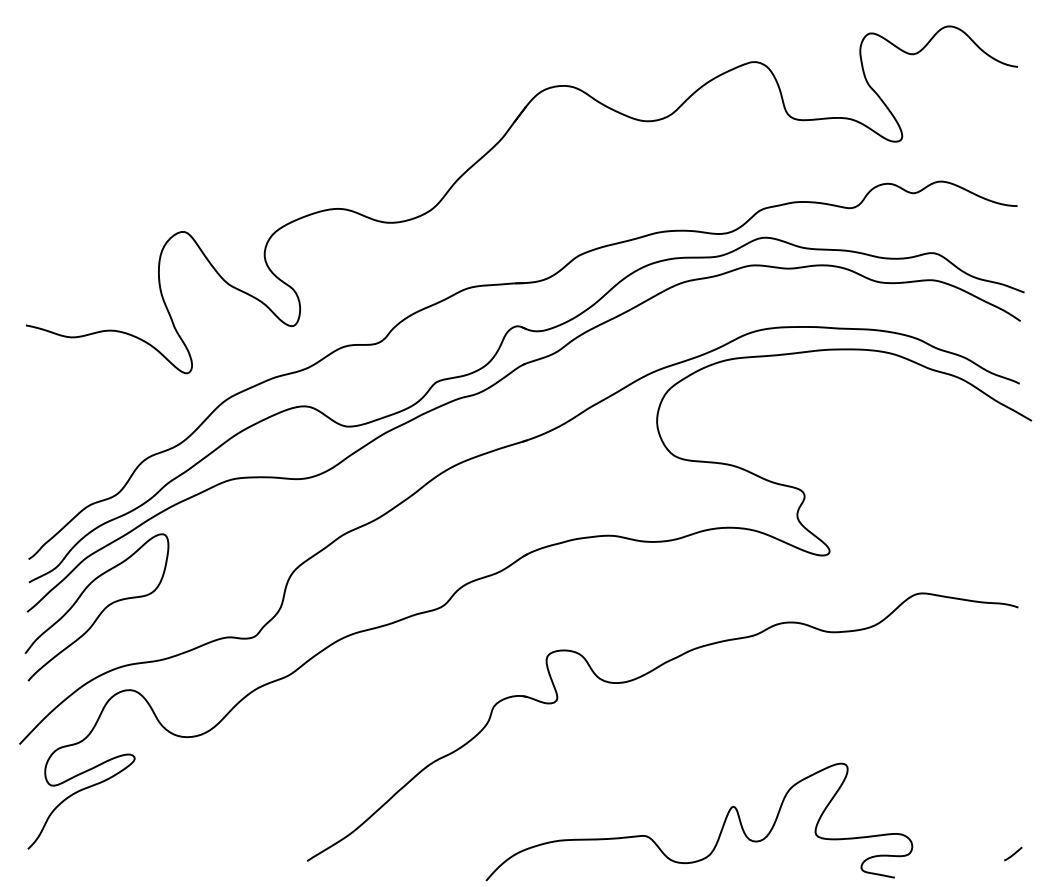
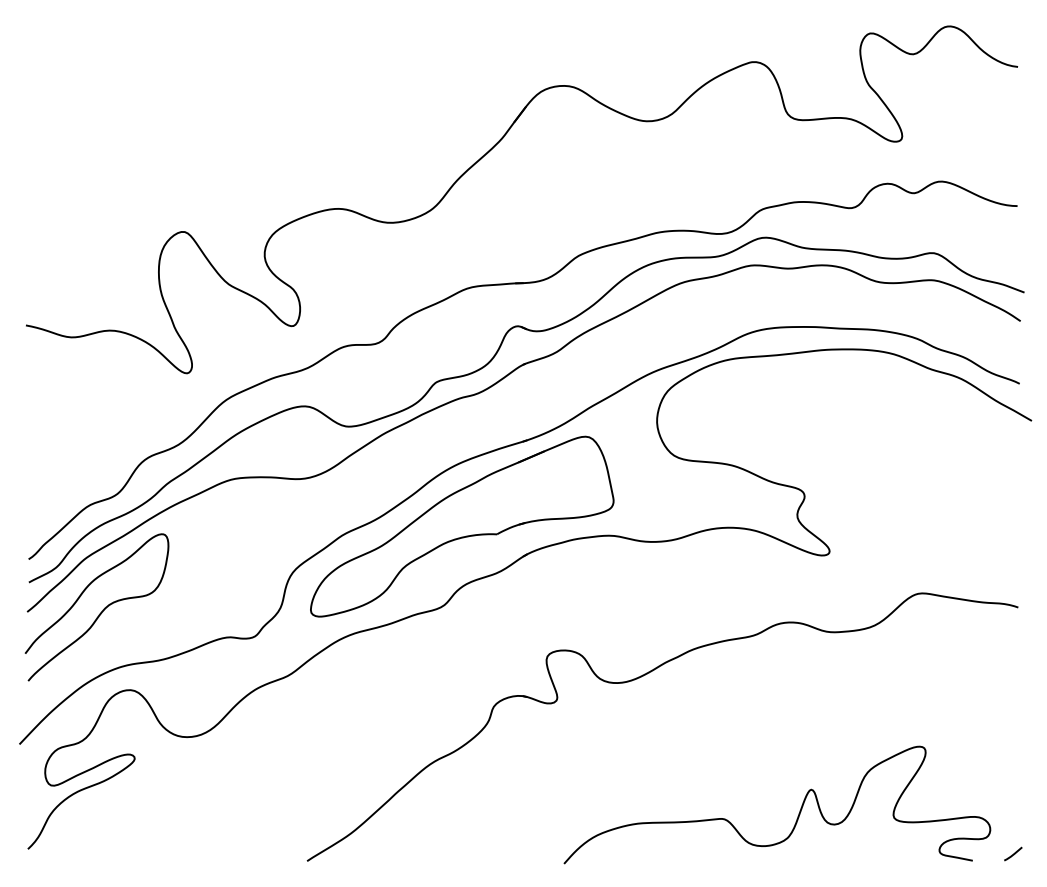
part: none -> present (462, 526)
curve position: (721, 827) -> (799, 810) (799, 810)
